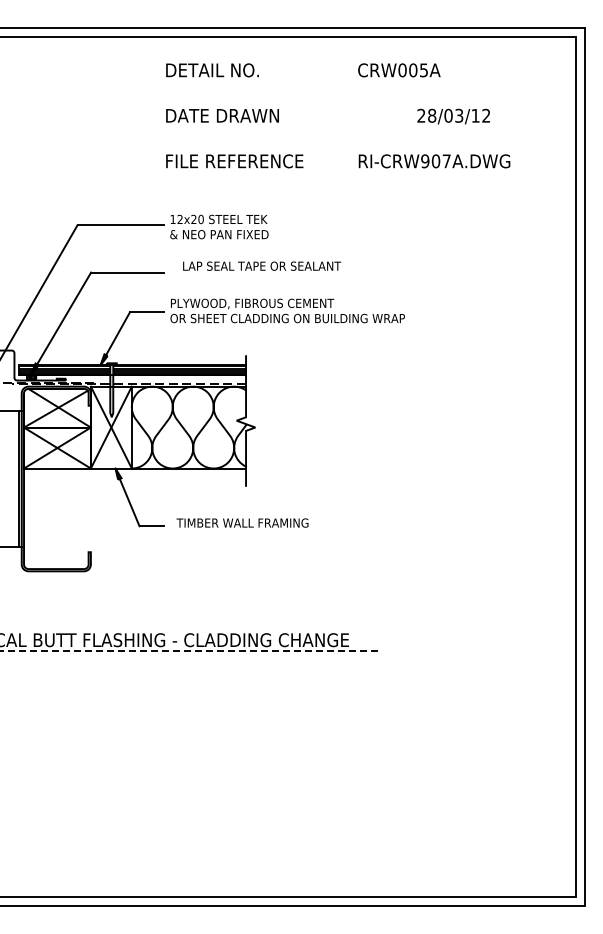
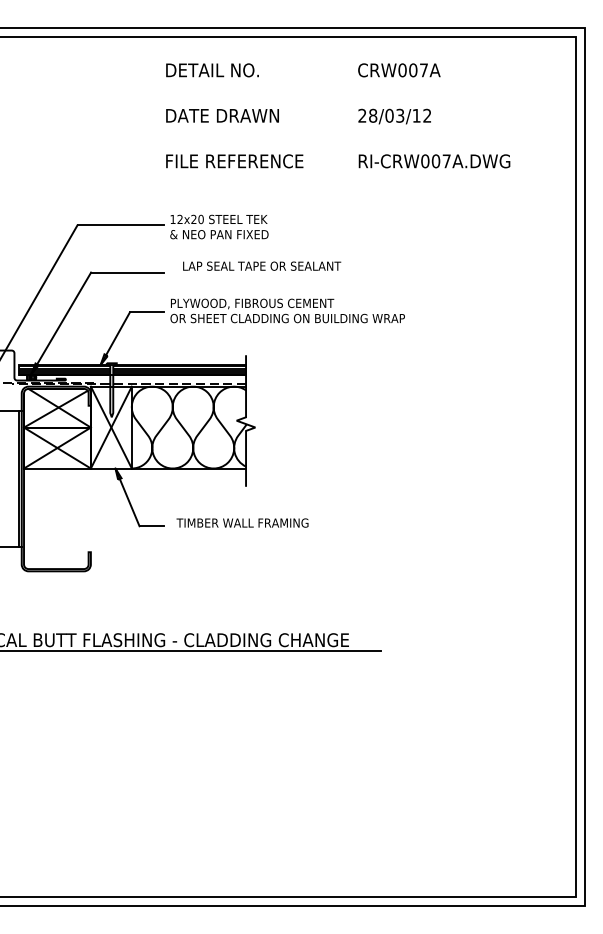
text: CRW005A -> CRW007A (423, 70)
text position: (453, 116) -> (394, 116) (394, 116)
text: RI-CRW907A.DWG -> RI-CRW007A.DWG (425, 161)
line: dashed -> solid (191, 651)
